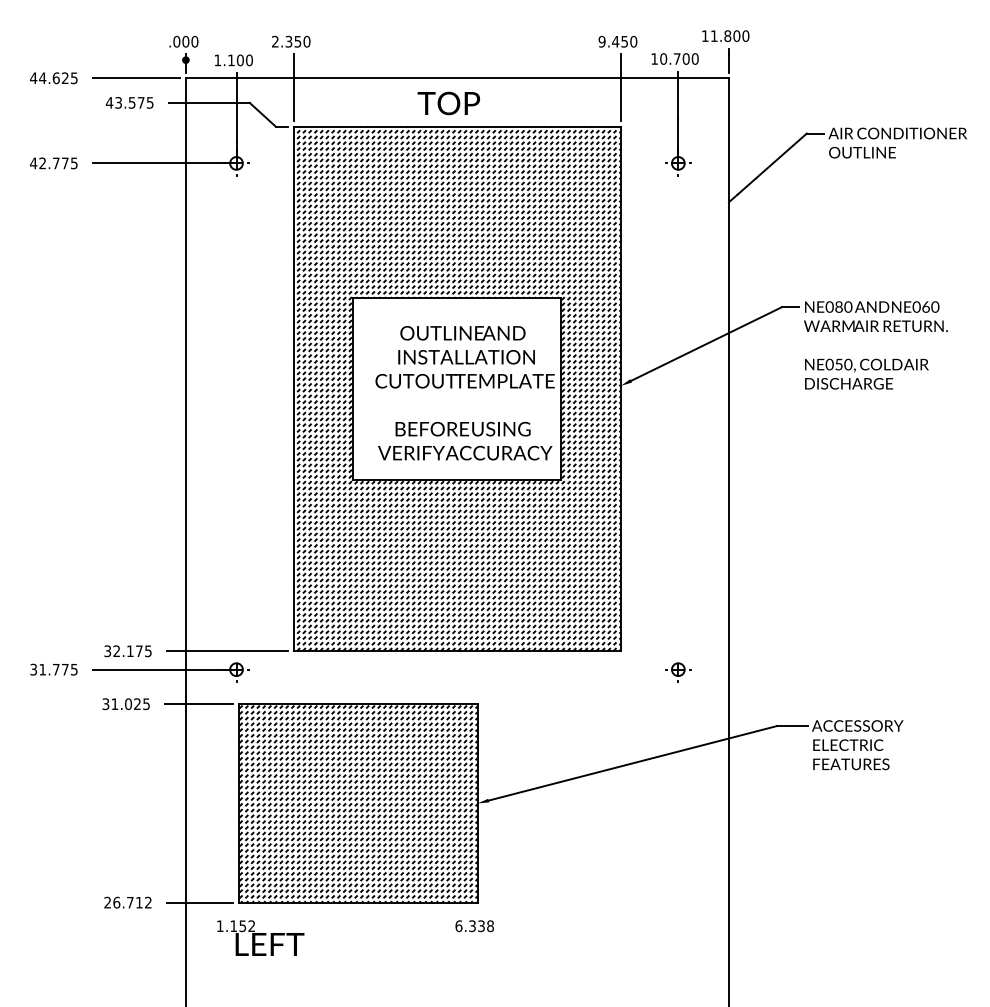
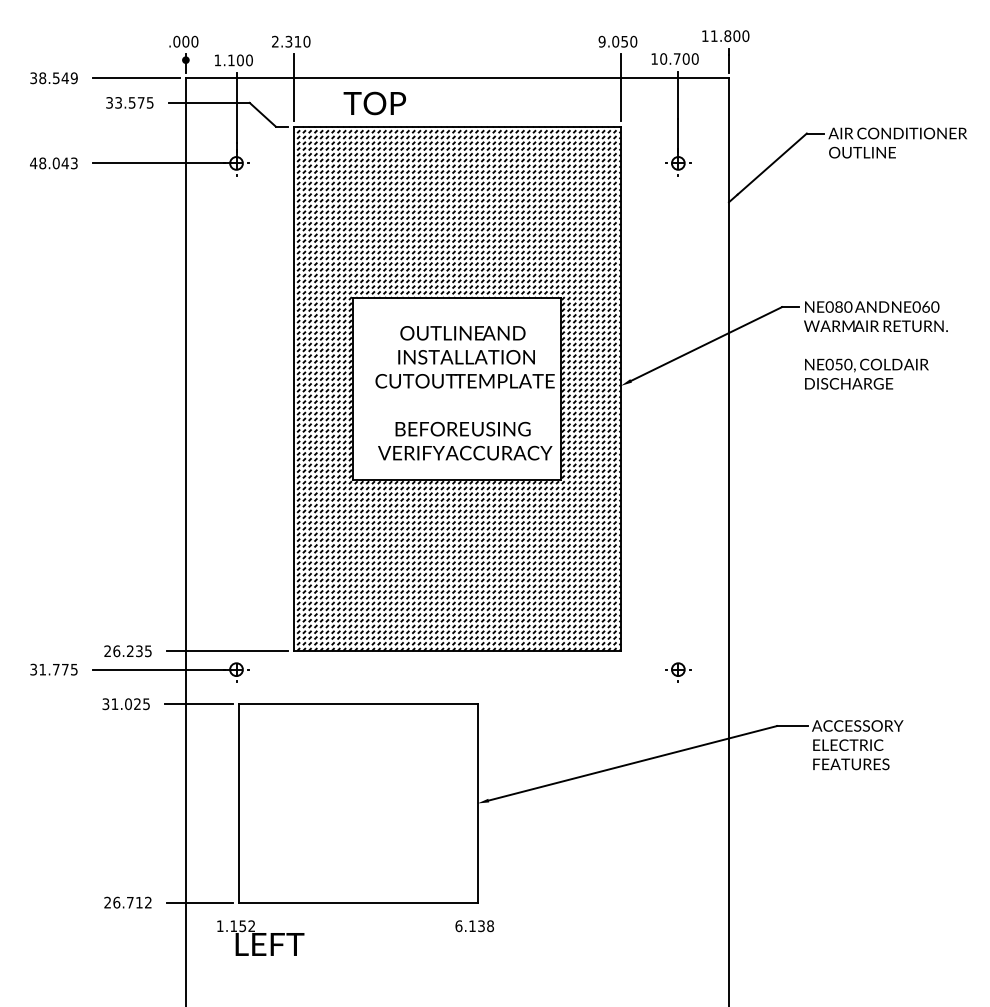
text: 2.350 -> 2.310 (297, 41)
text: 9.450 -> 9.050 (615, 41)
text: 44.625 -> 38.549 (53, 78)
text: 43.575 -> 33.575 (109, 102)
text position: (448, 103) -> (374, 103) (374, 103)
text: 42.775 -> 48.043 (58, 163)
text: 32.175 -> 26.235 (123, 651)
hatch: present -> none (358, 803)
text: 6.338 -> 6.138 (472, 926)
